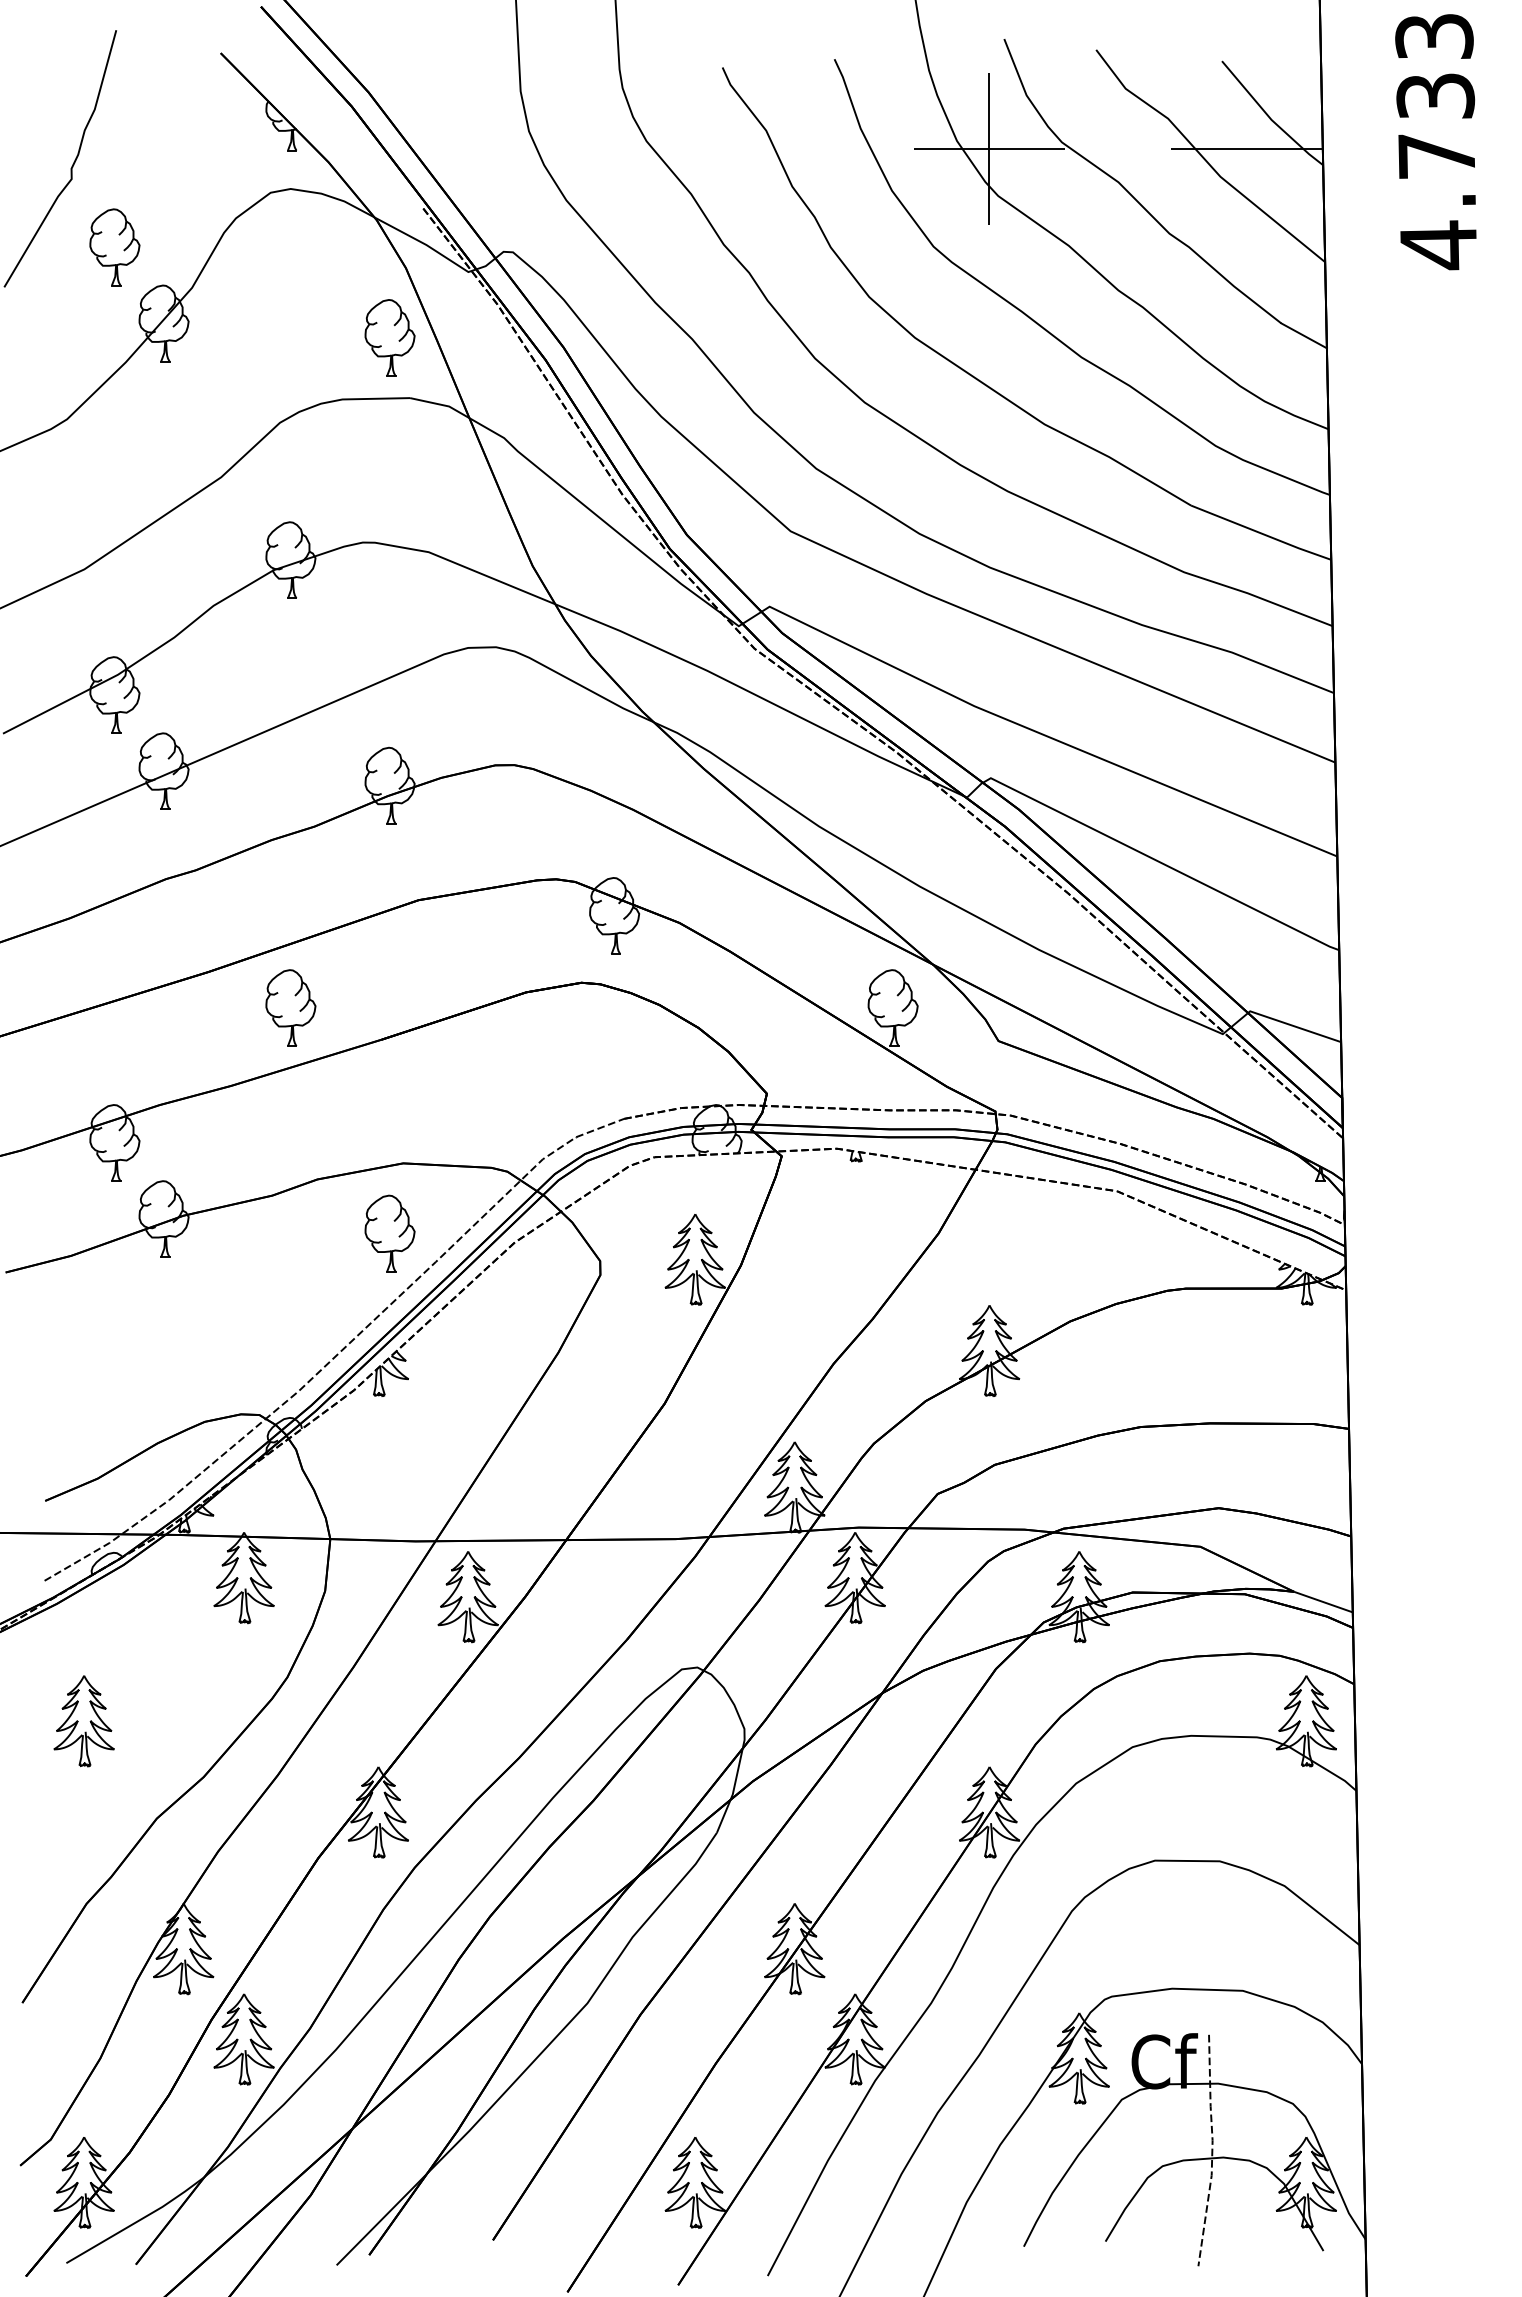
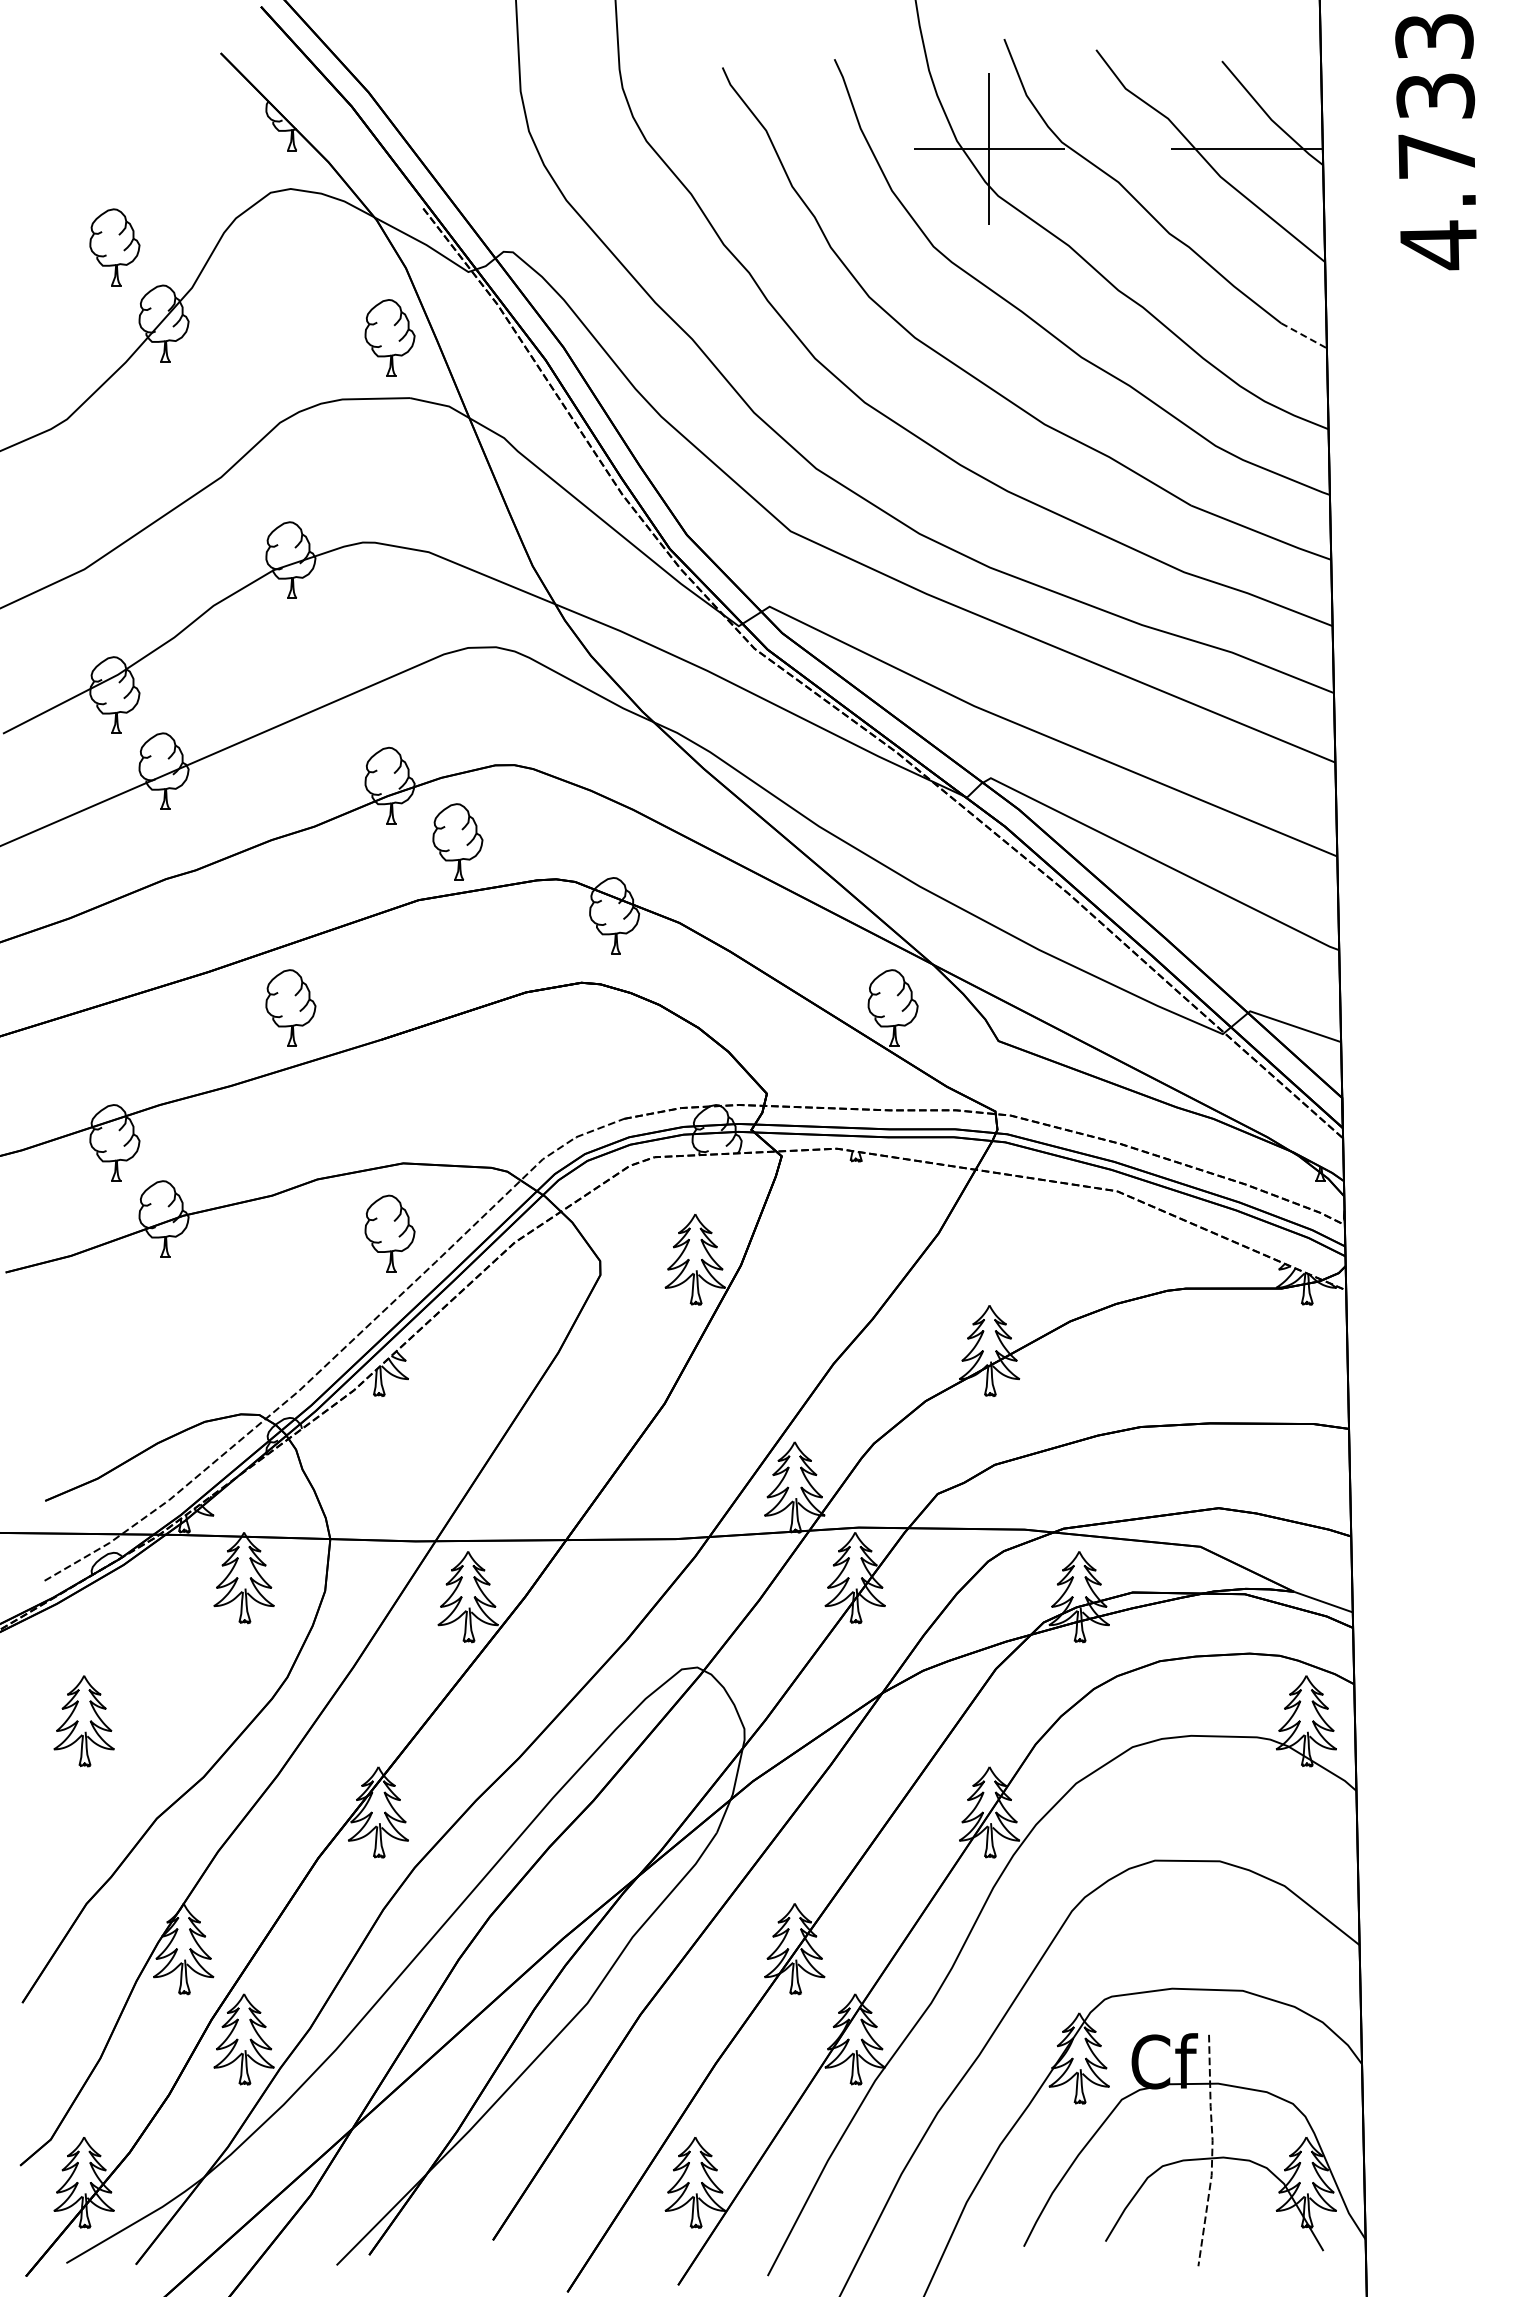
curve: present -> none (72, 164)
line: solid -> dashed (1304, 336)
part: none -> present (457, 841)
